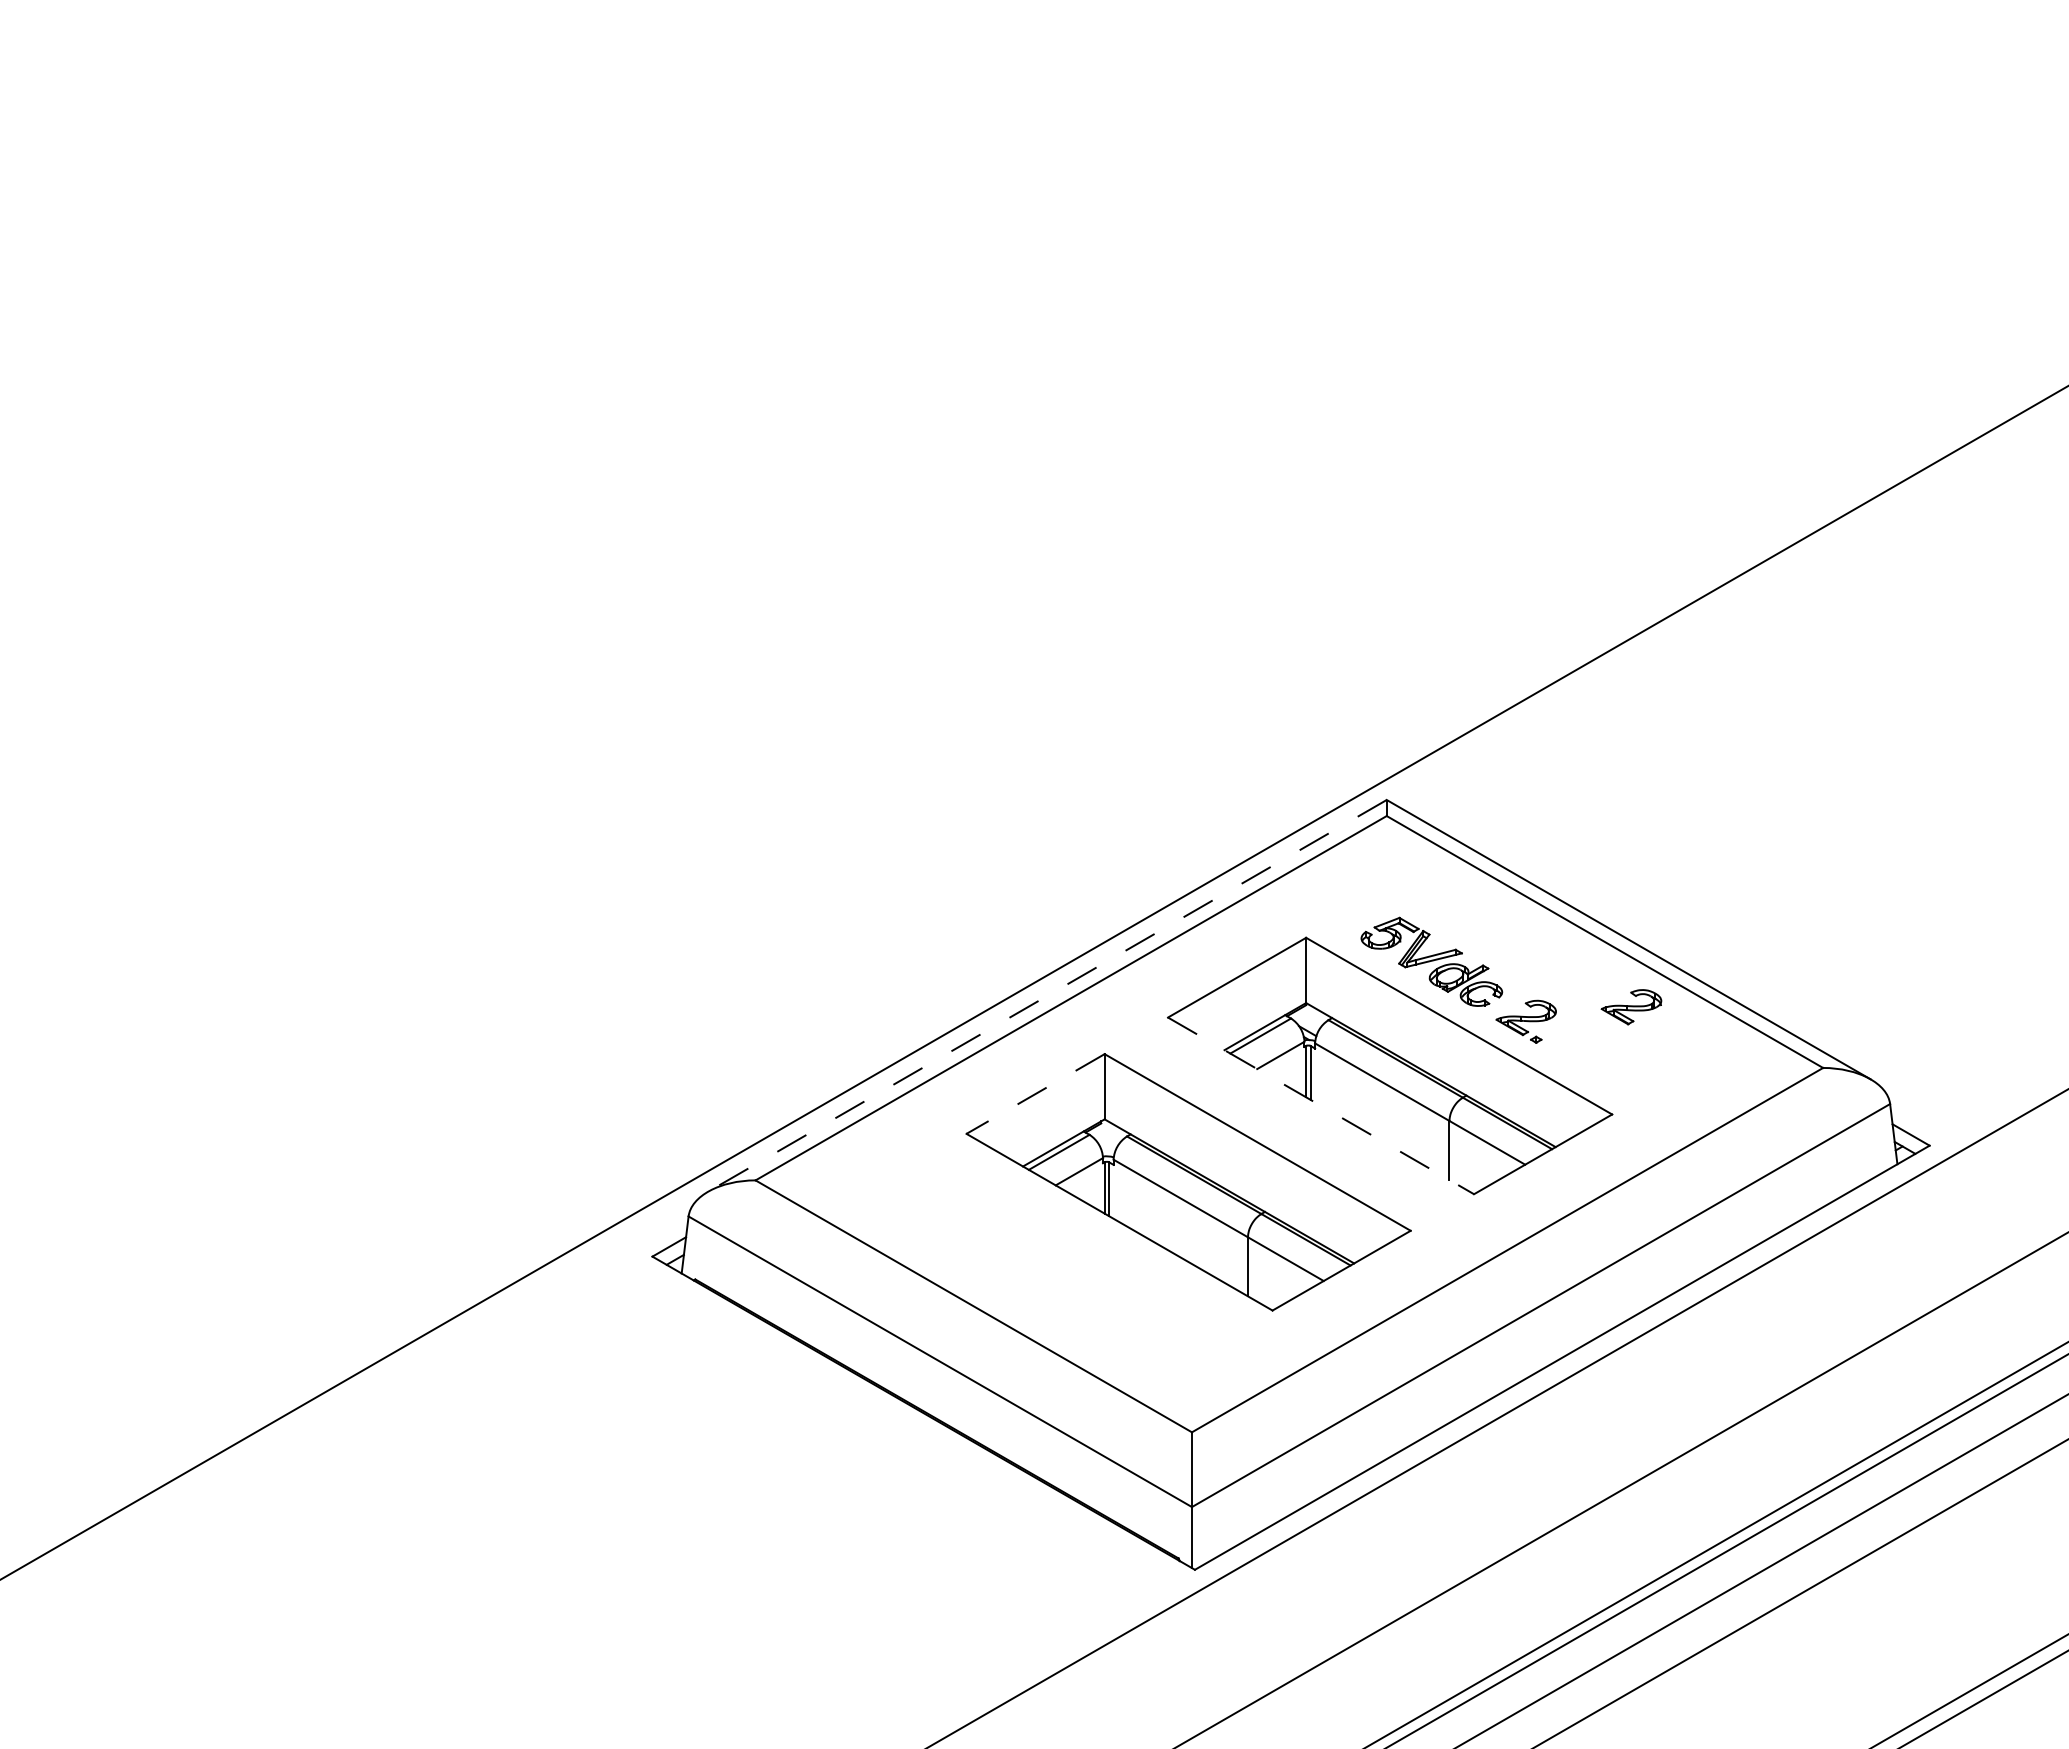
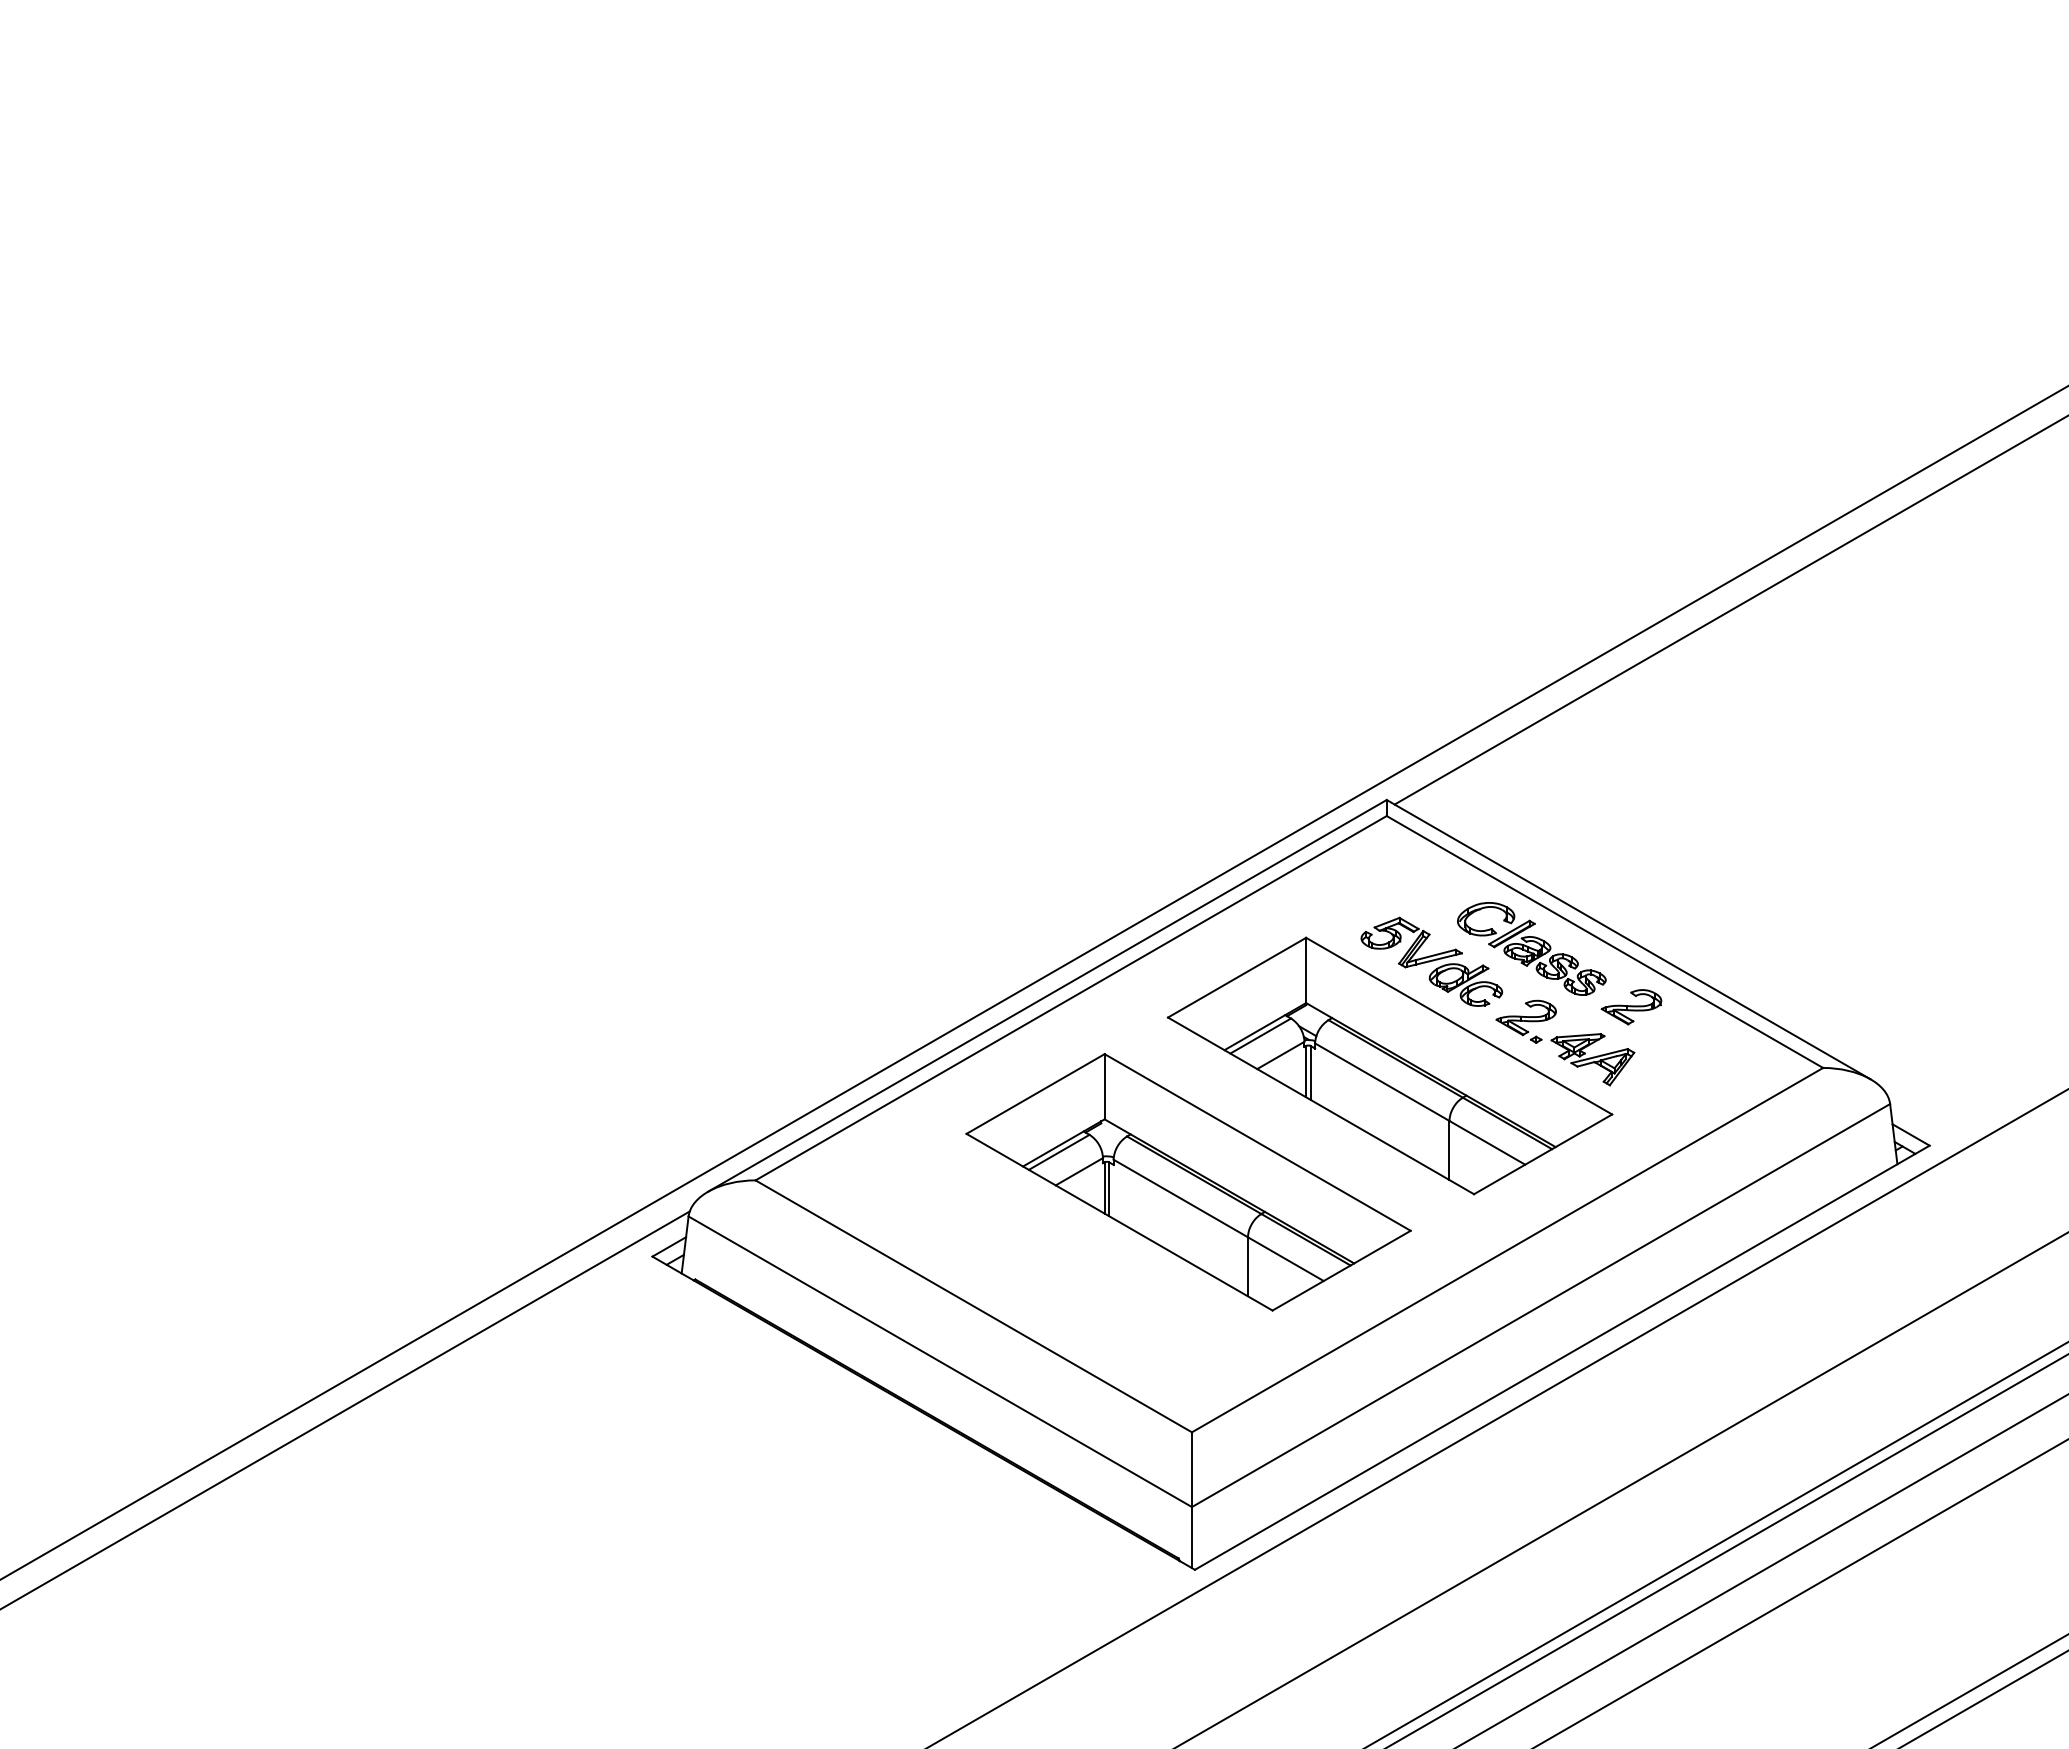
line: none -> present (1729, 610)
part: none -> present (1531, 948)
line: dashed -> solid (1047, 995)
part: none -> present (1592, 1059)
line: dashed -> solid (1035, 1094)
line: dashed -> solid (1321, 1105)
line: none -> present (345, 1409)
